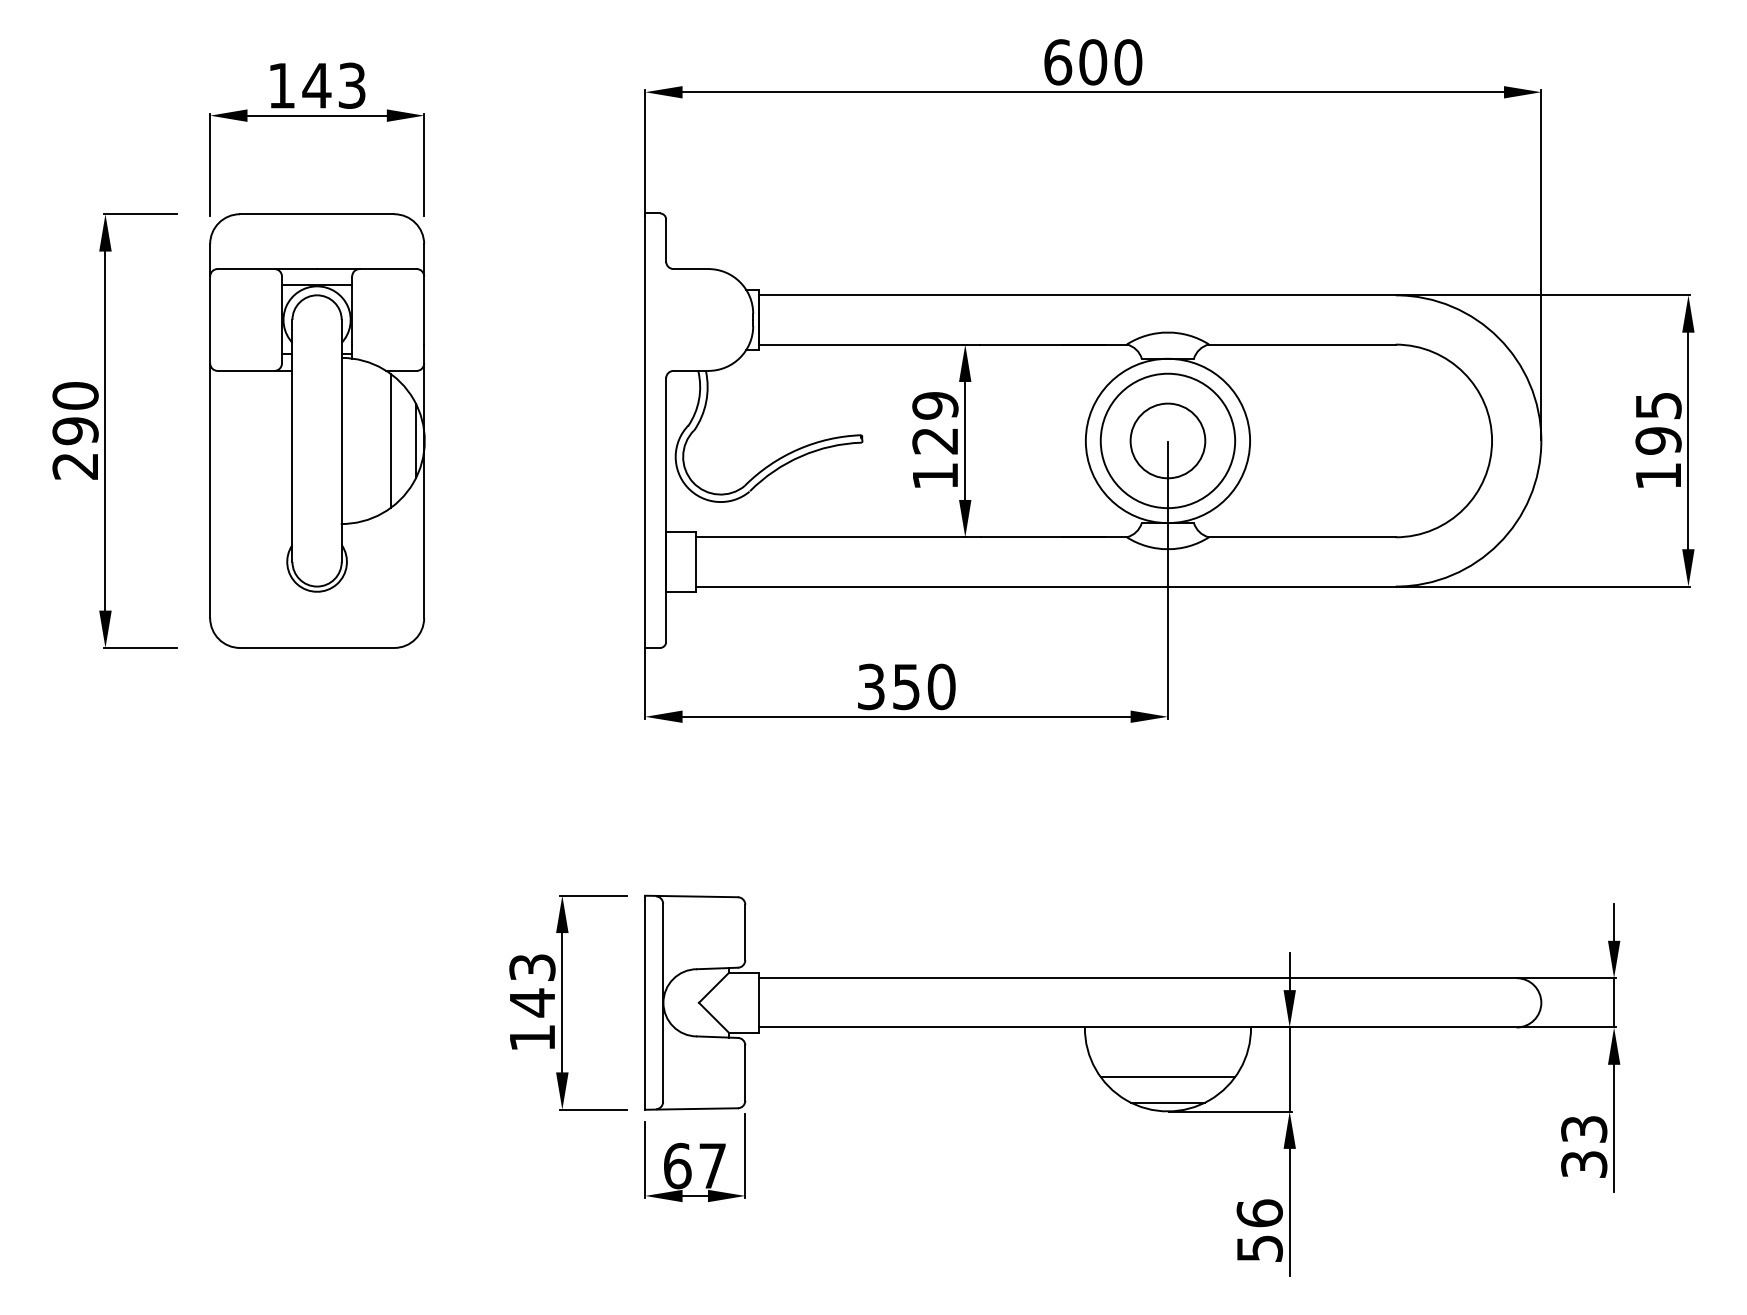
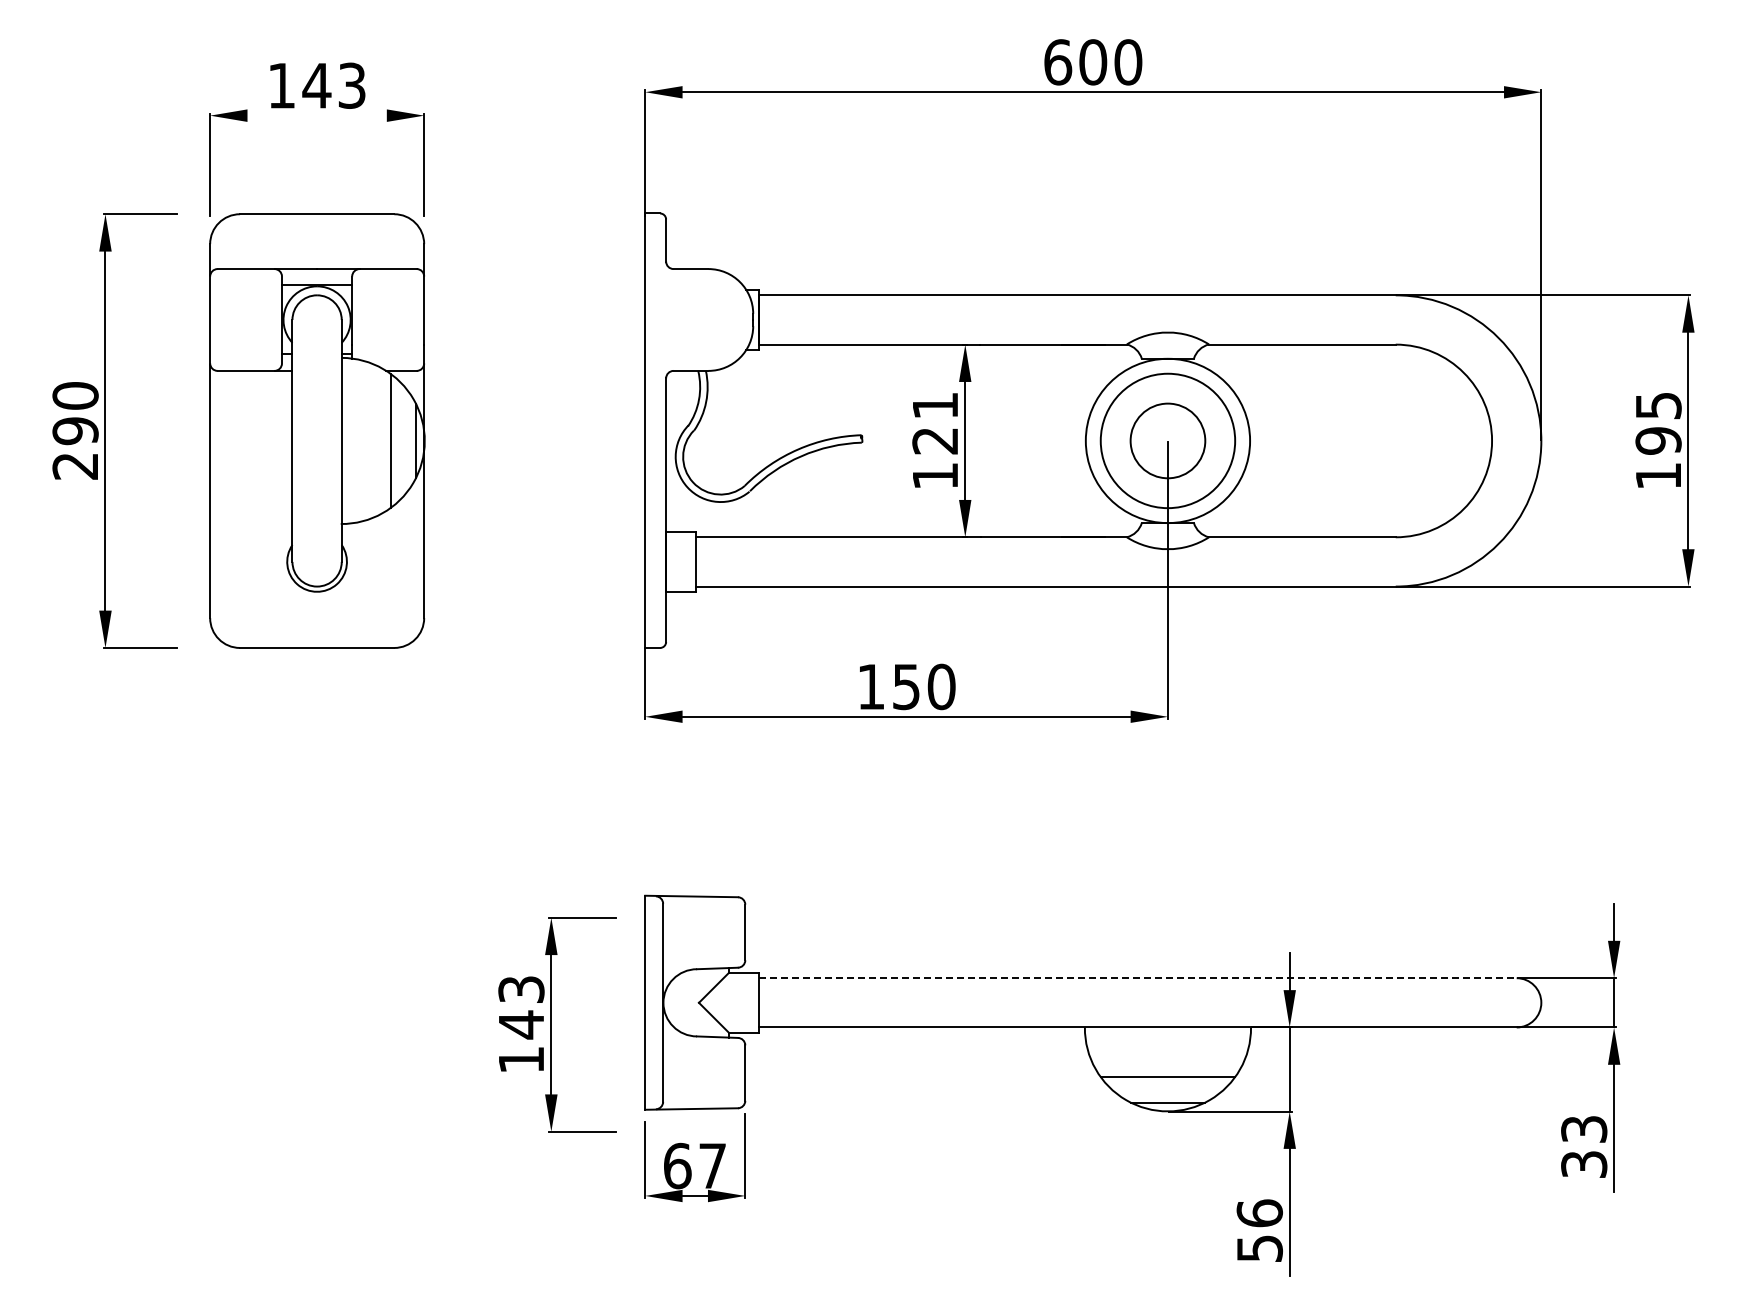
line: present -> none (316, 115)
text: 129 -> 121 (935, 405)
text: 350 -> 150 (871, 686)
line: solid -> dashed (1137, 978)
part position: (568, 1002) -> (557, 1024) (557, 1024)
